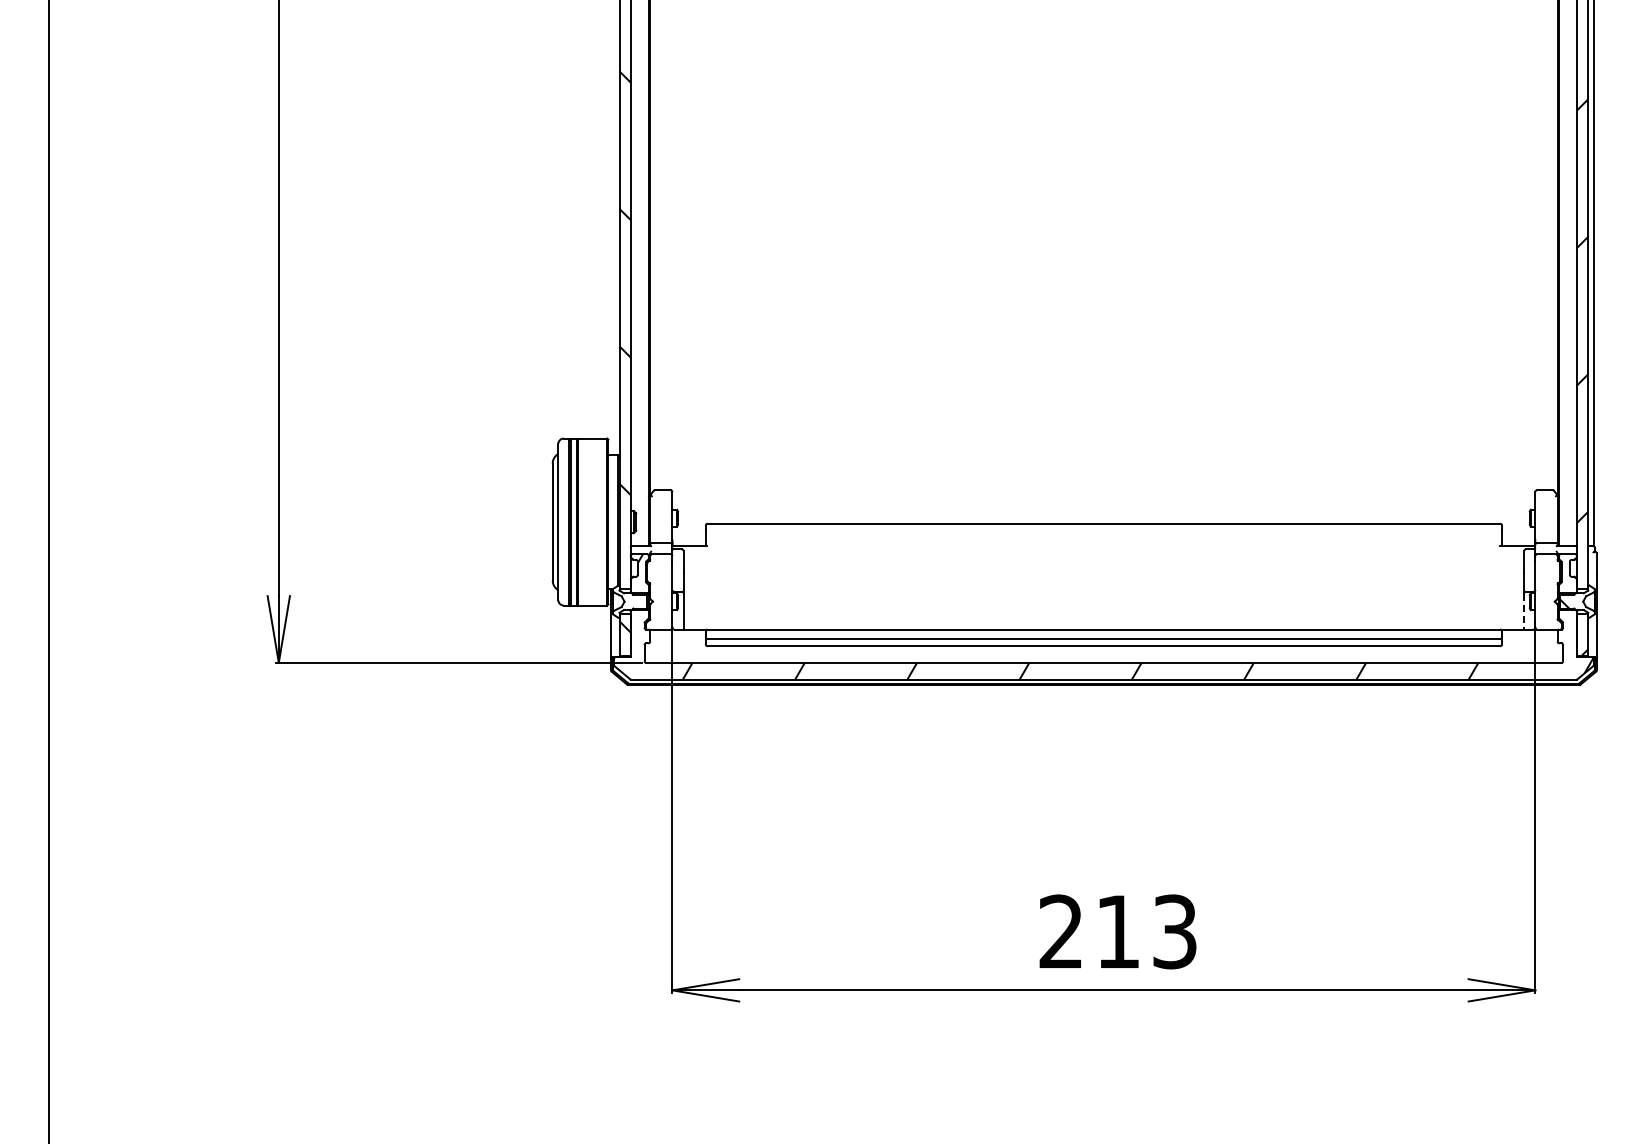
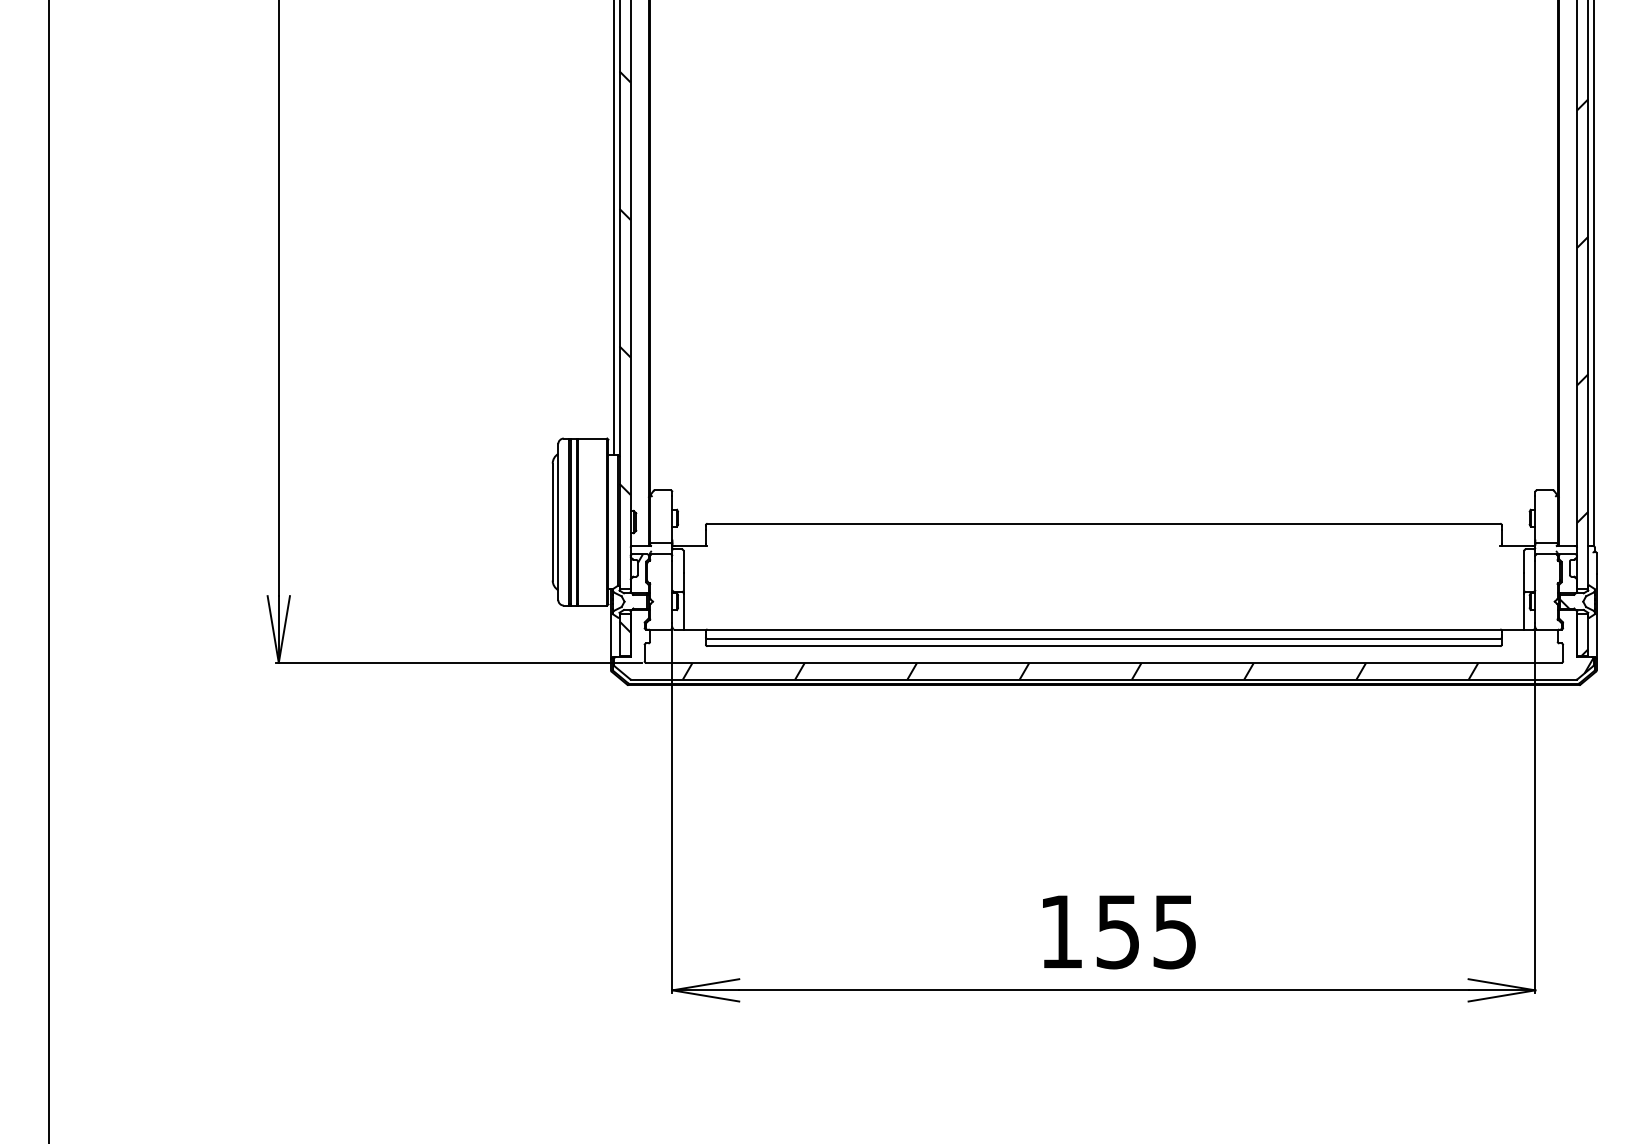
line: none -> present (613, 228)
line: dashed -> solid (1524, 612)
text: 213 -> 155 (1117, 931)
